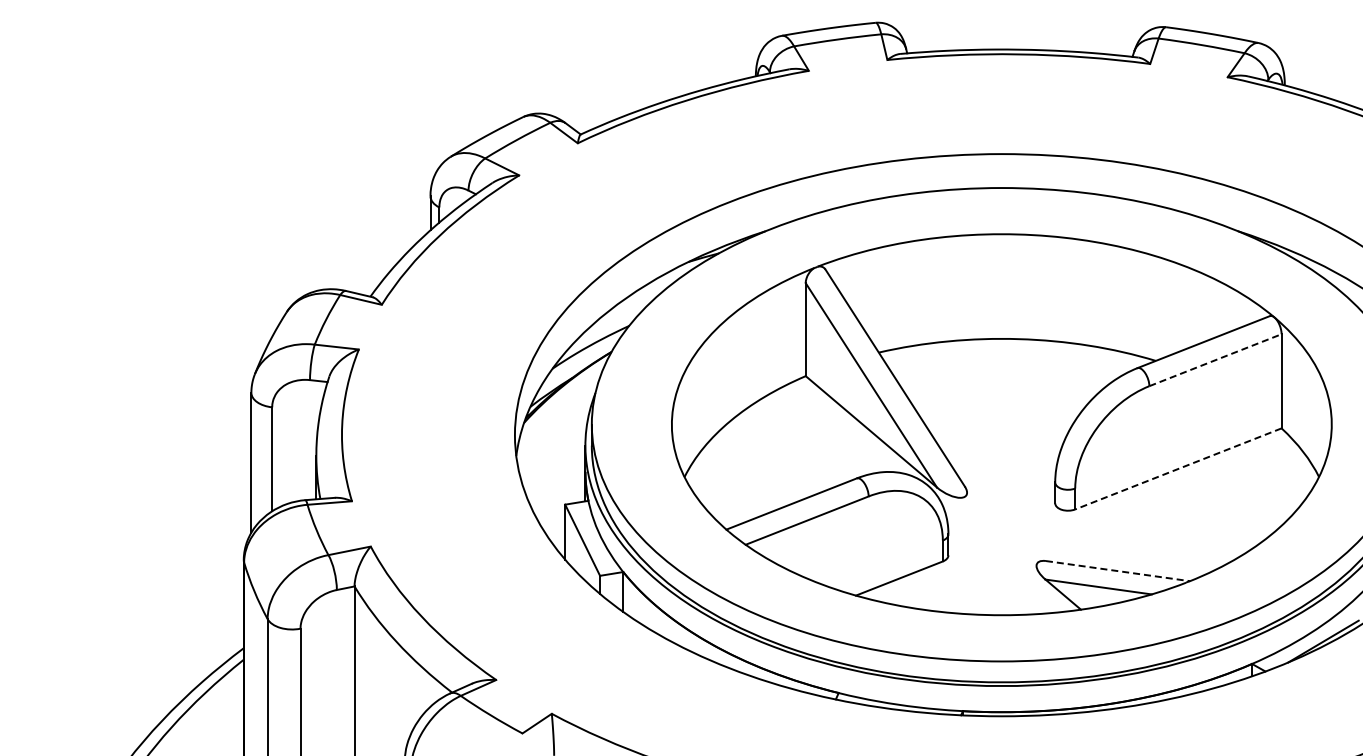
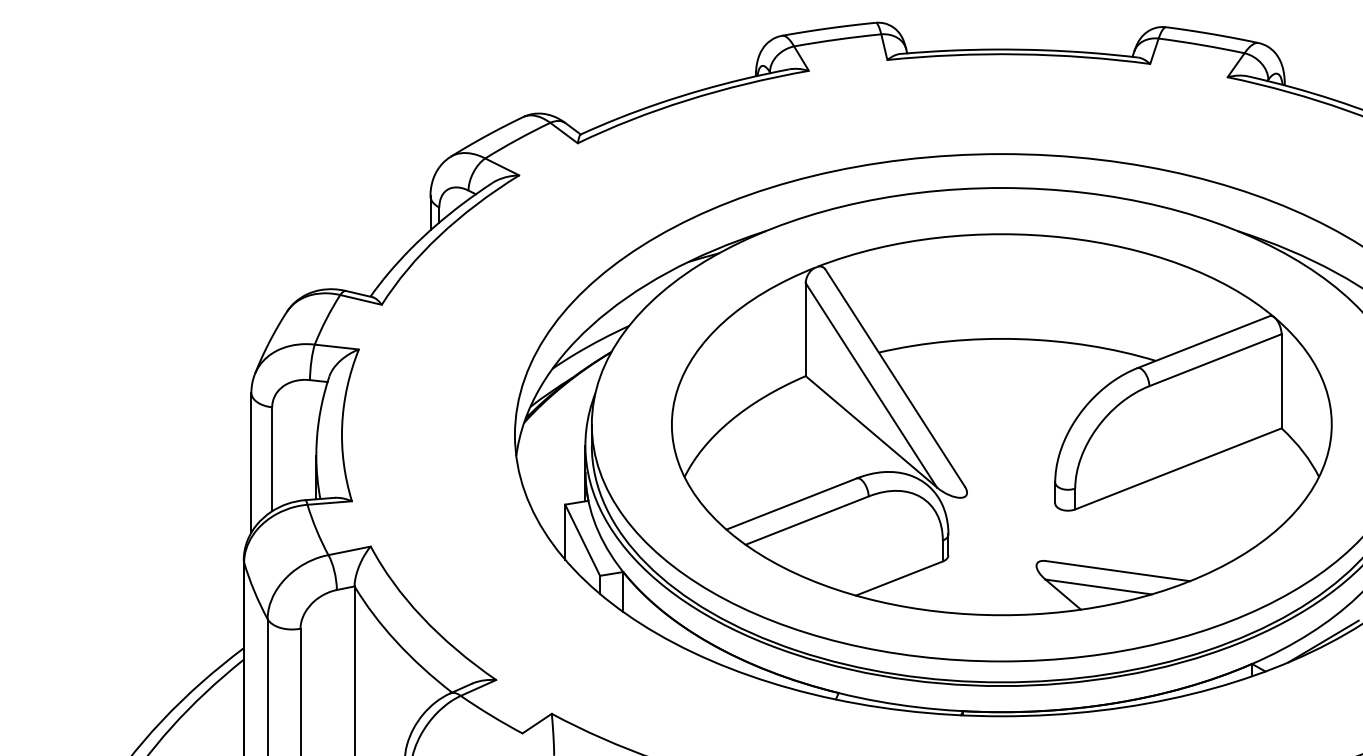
line: dashed -> solid (1215, 360)
line: dashed -> solid (1178, 468)
line: dashed -> solid (1117, 571)
